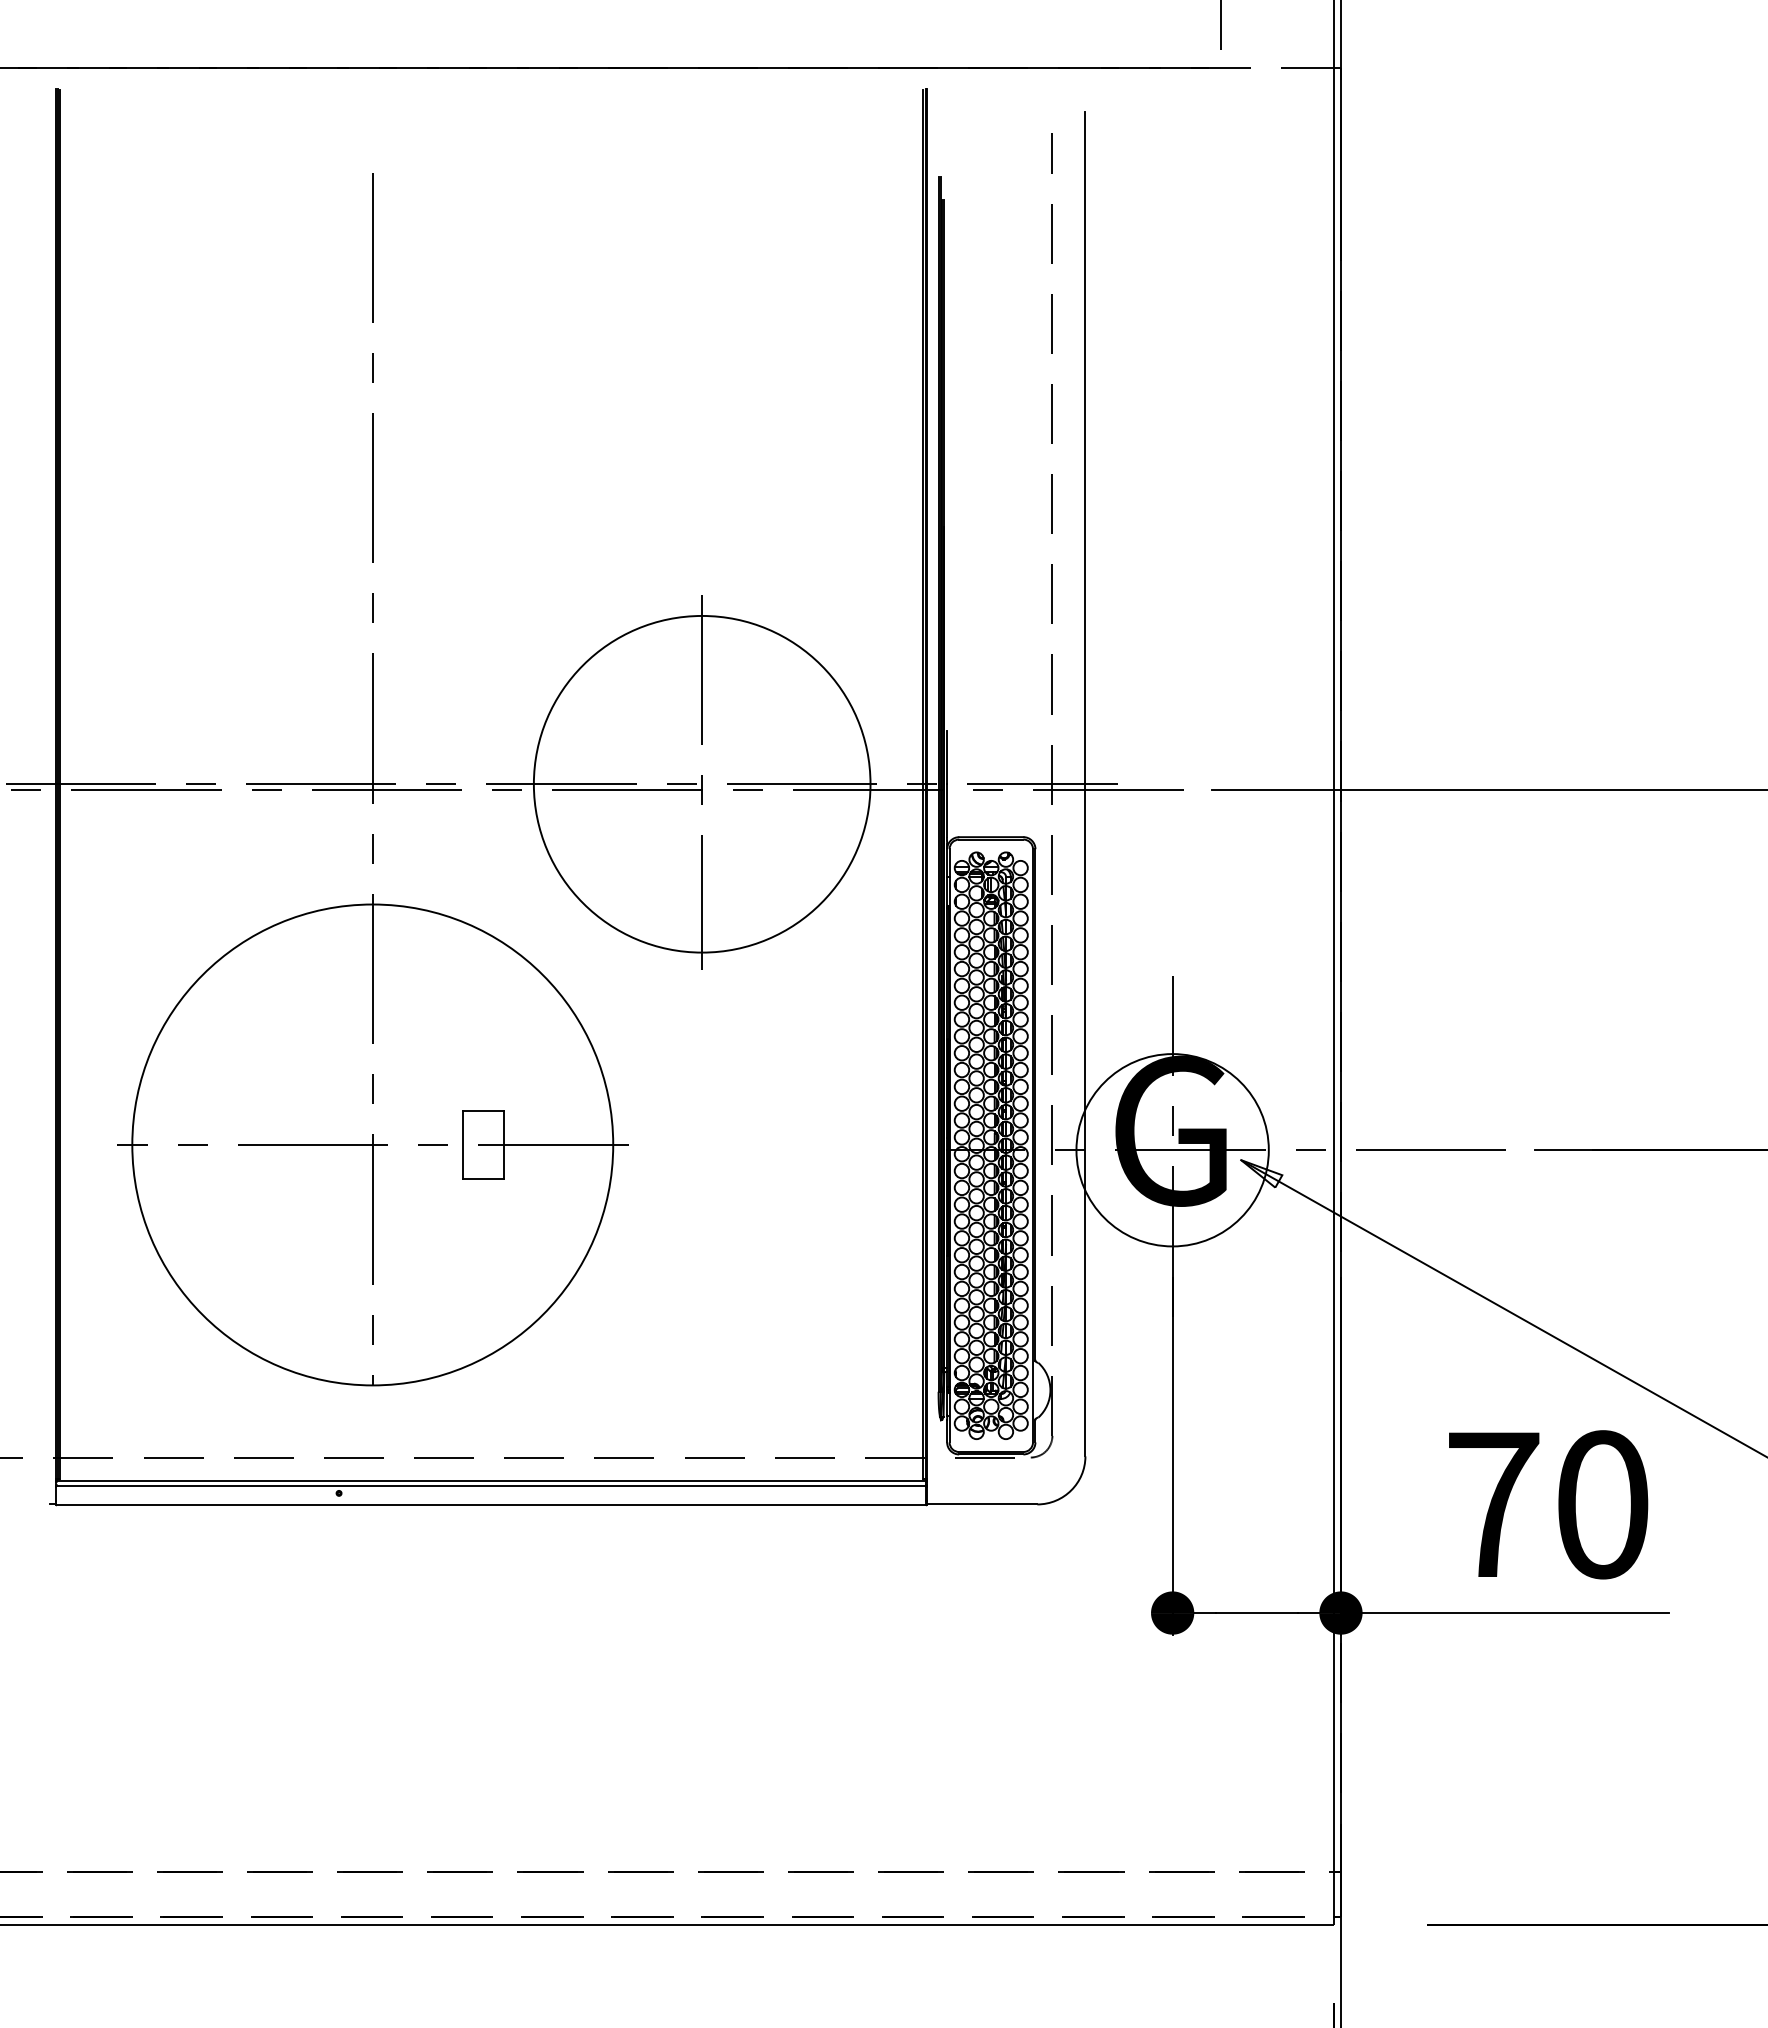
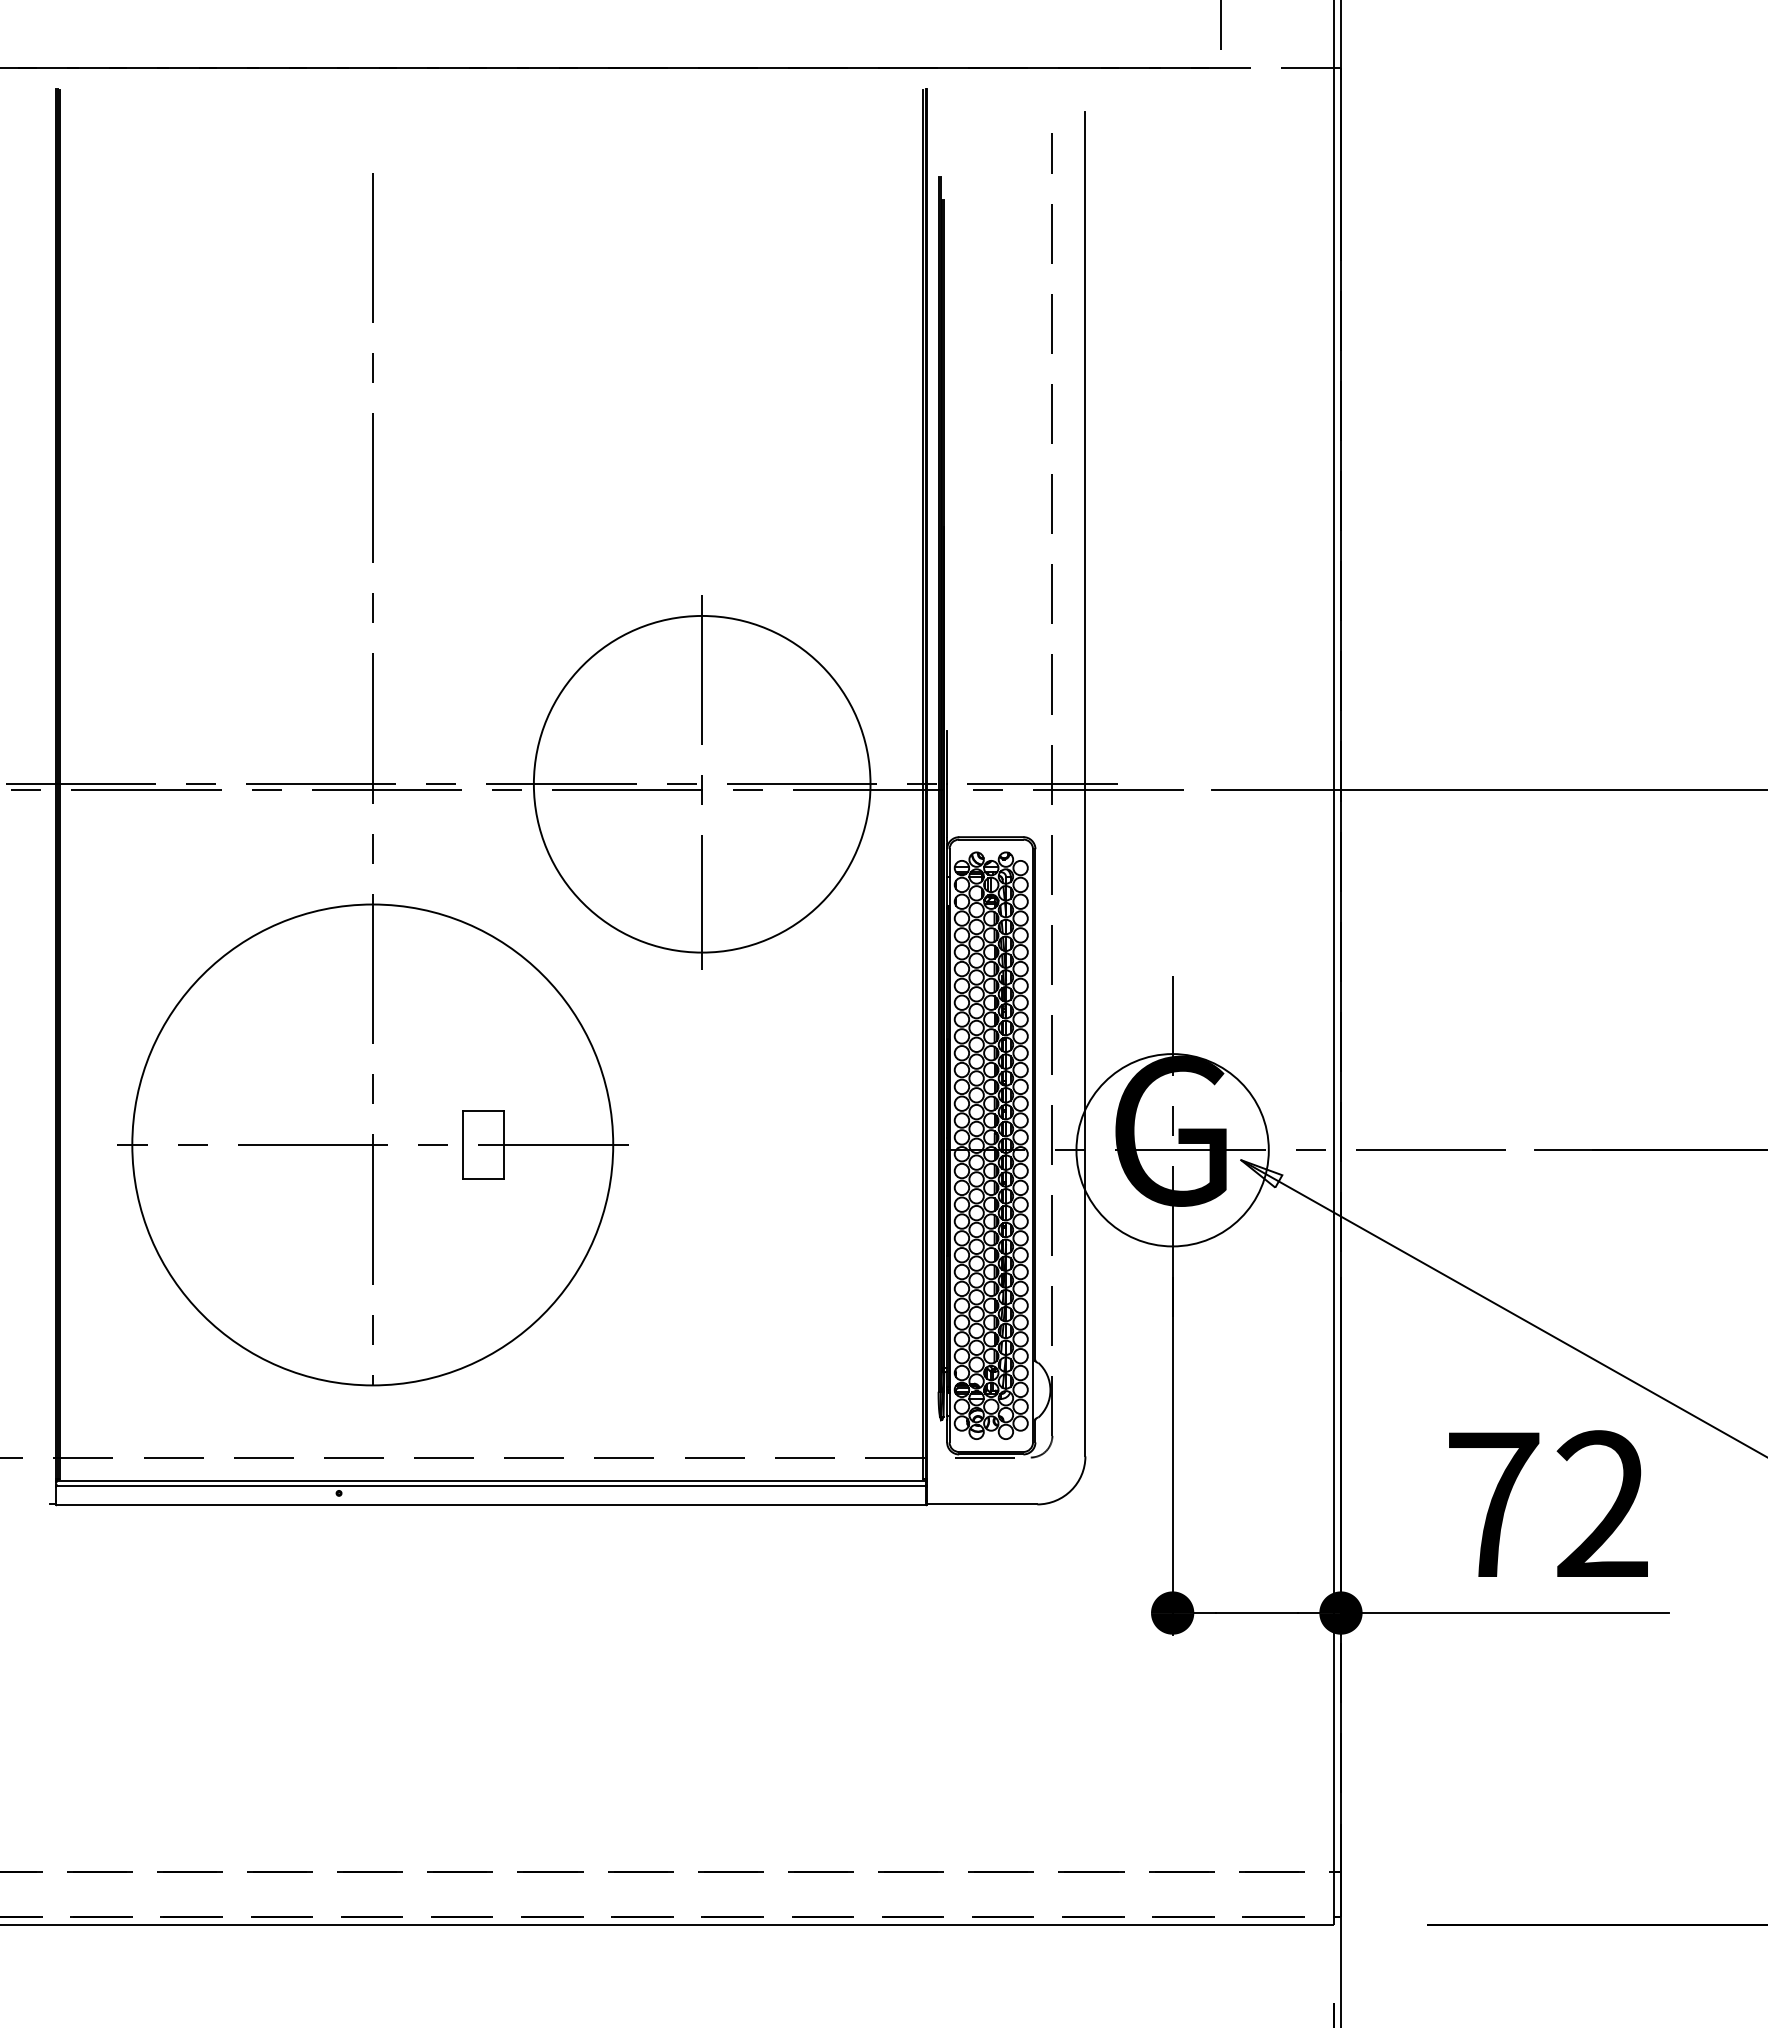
text: 70 -> 72 (1602, 1504)
